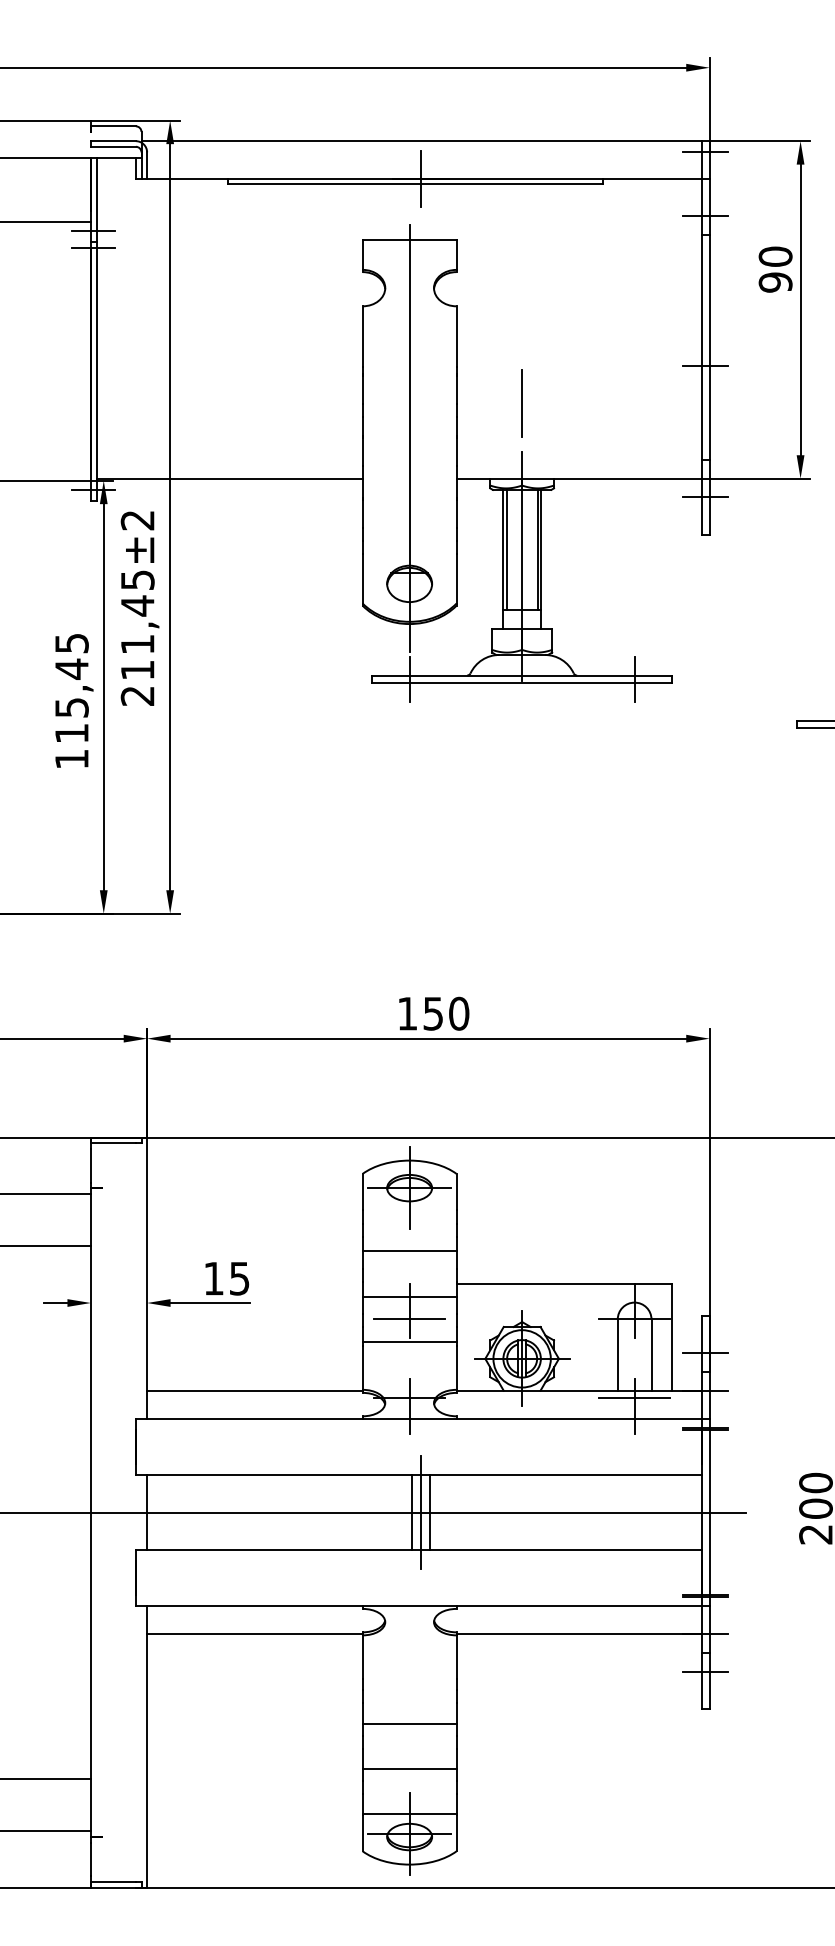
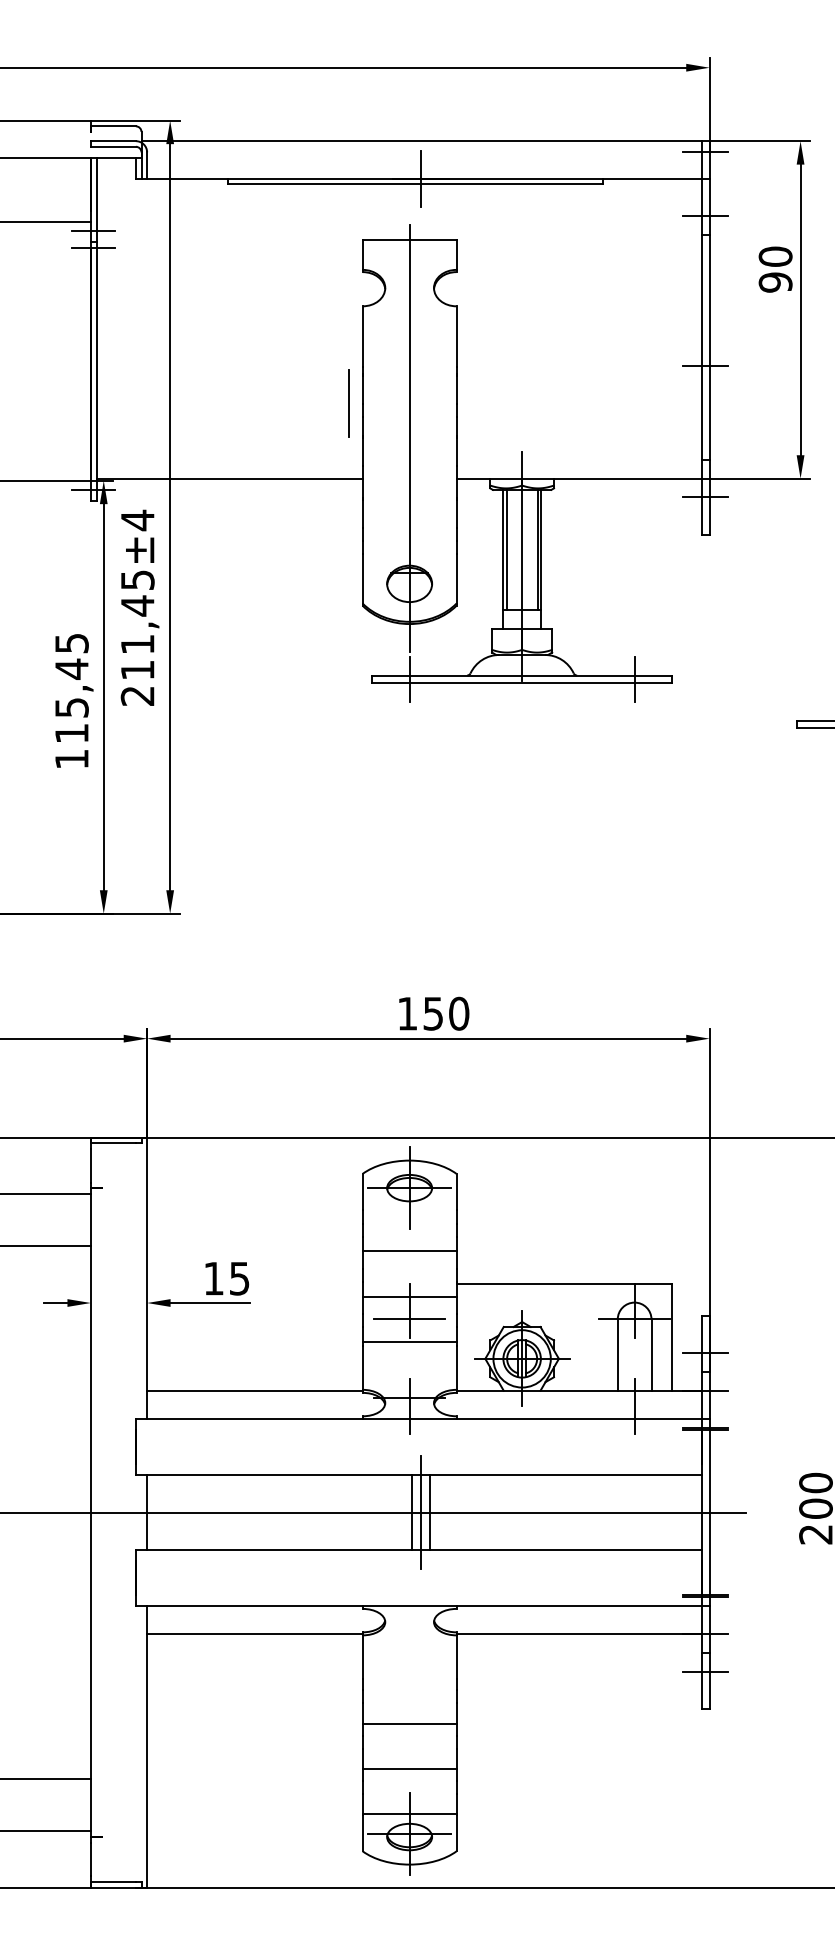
line position: (521, 403) -> (348, 403) (348, 403)
text: ±2 -> ±4 (137, 520)
line: present -> none (634, 1398)
